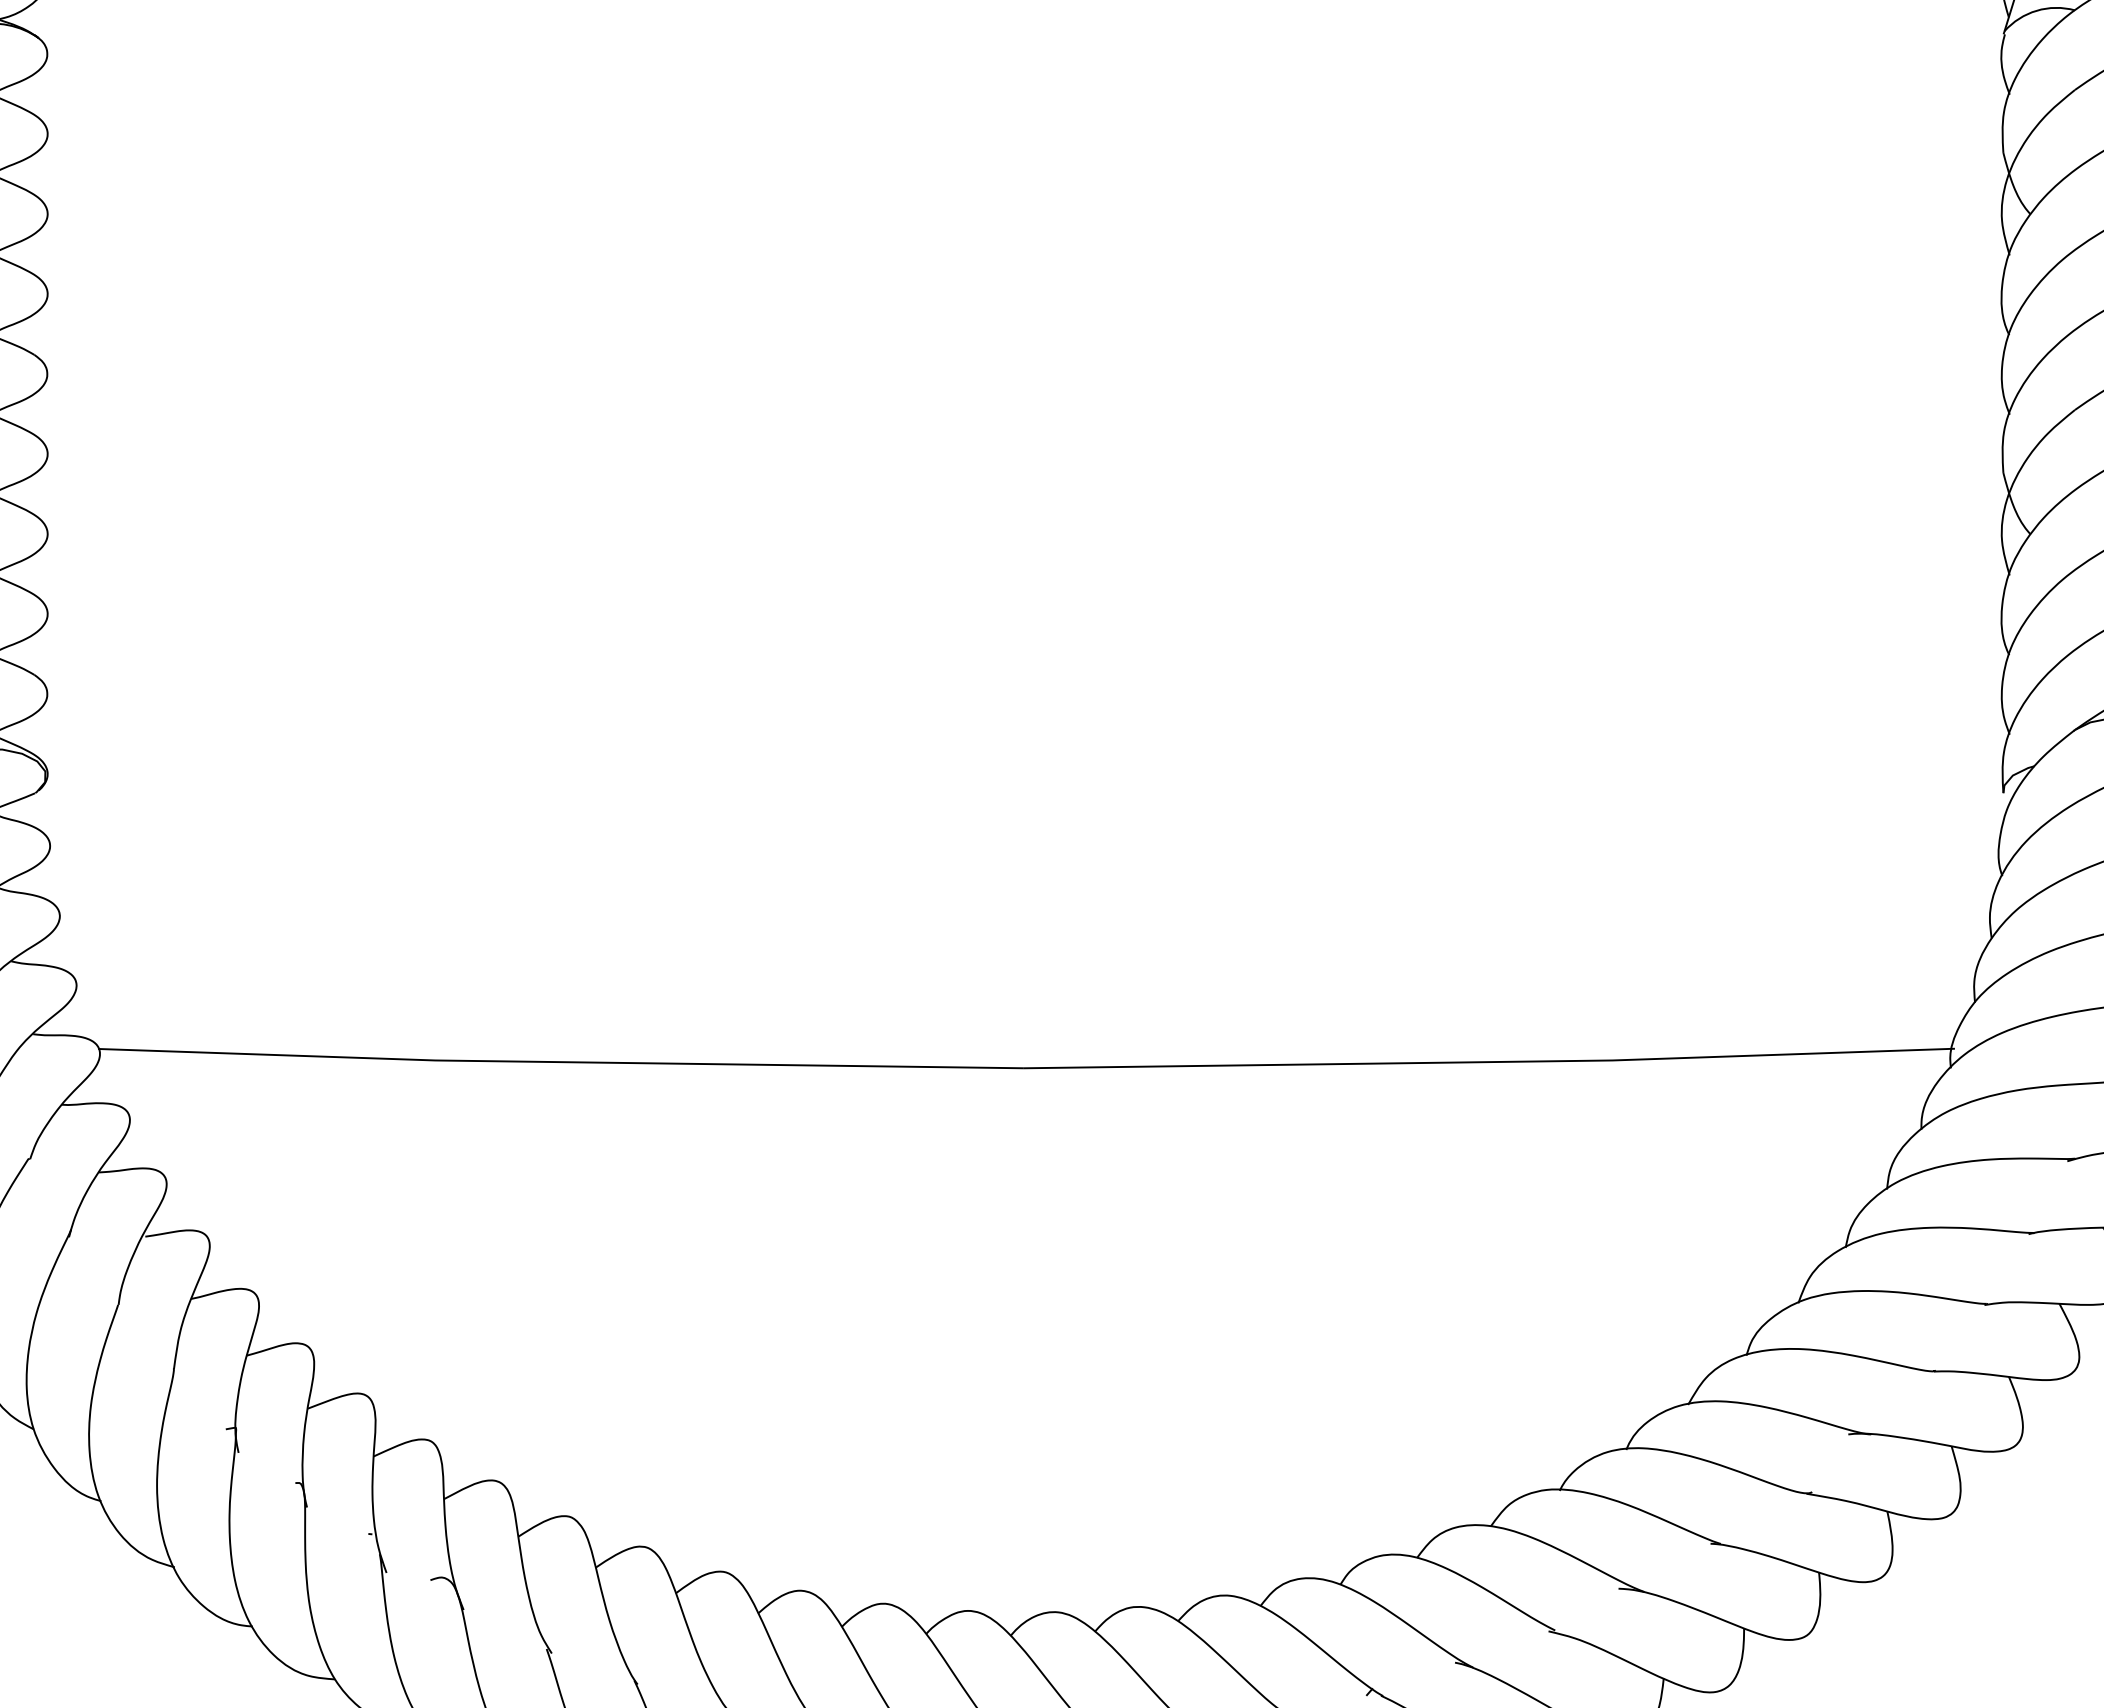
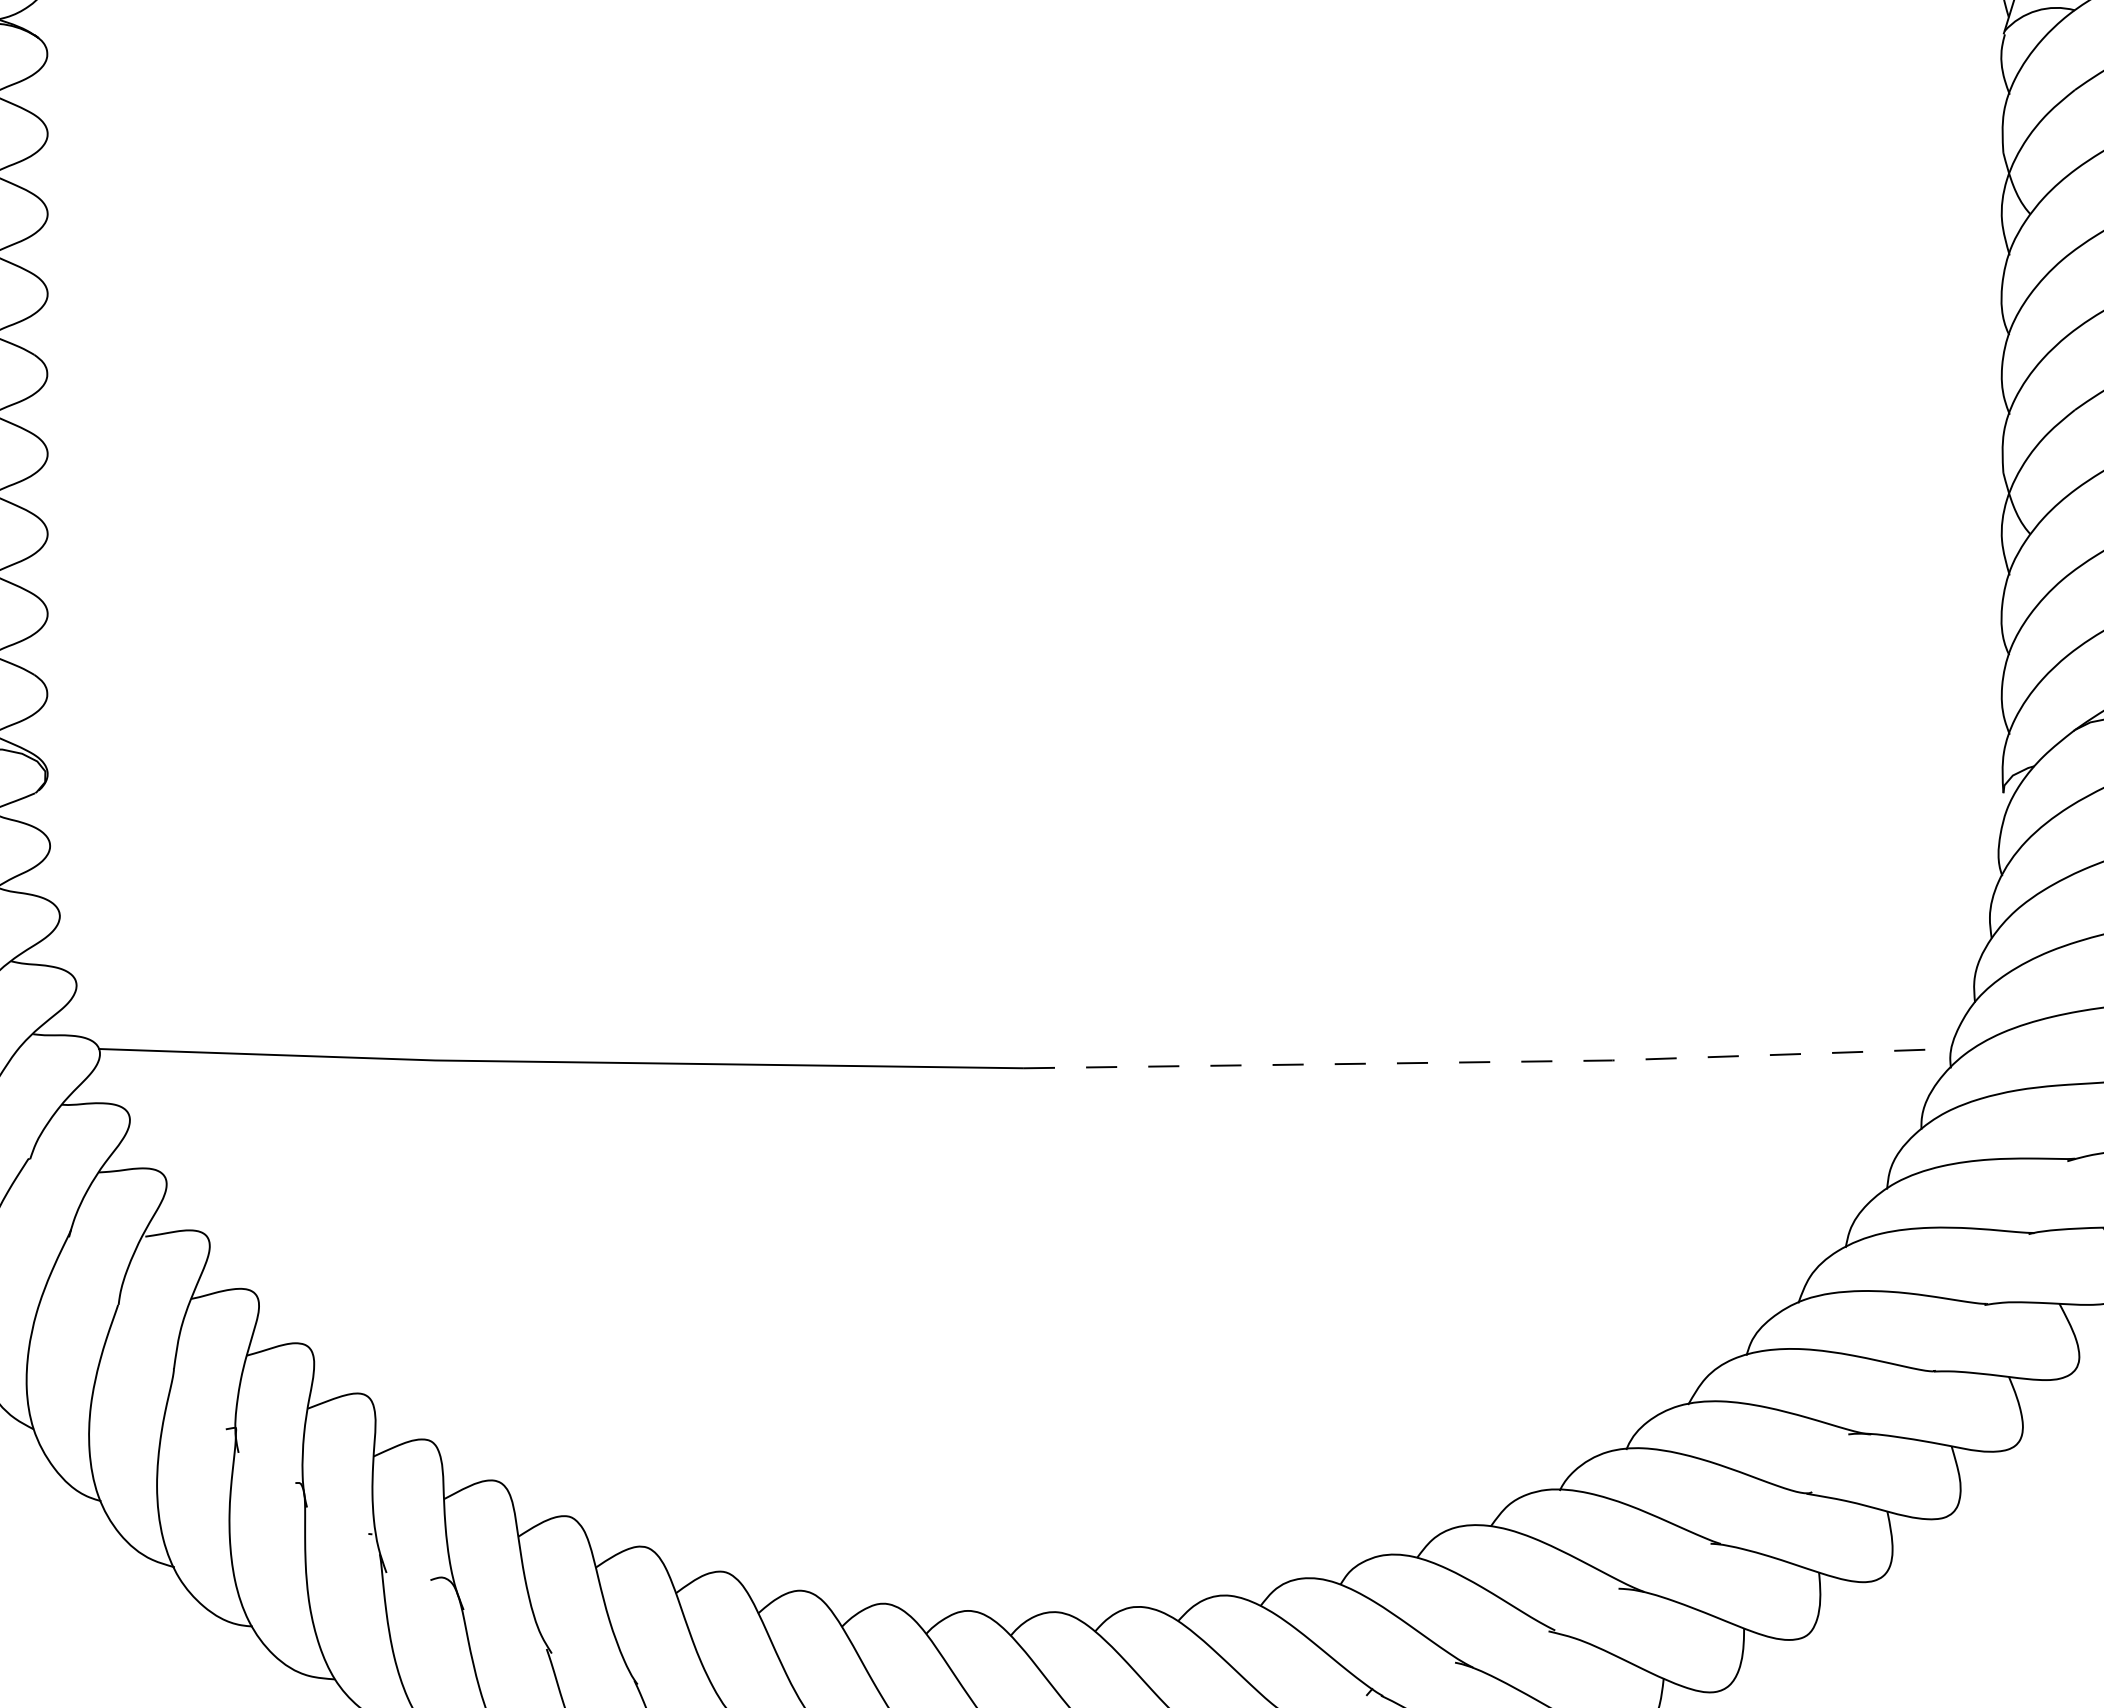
line: solid -> dashed (1490, 1062)
